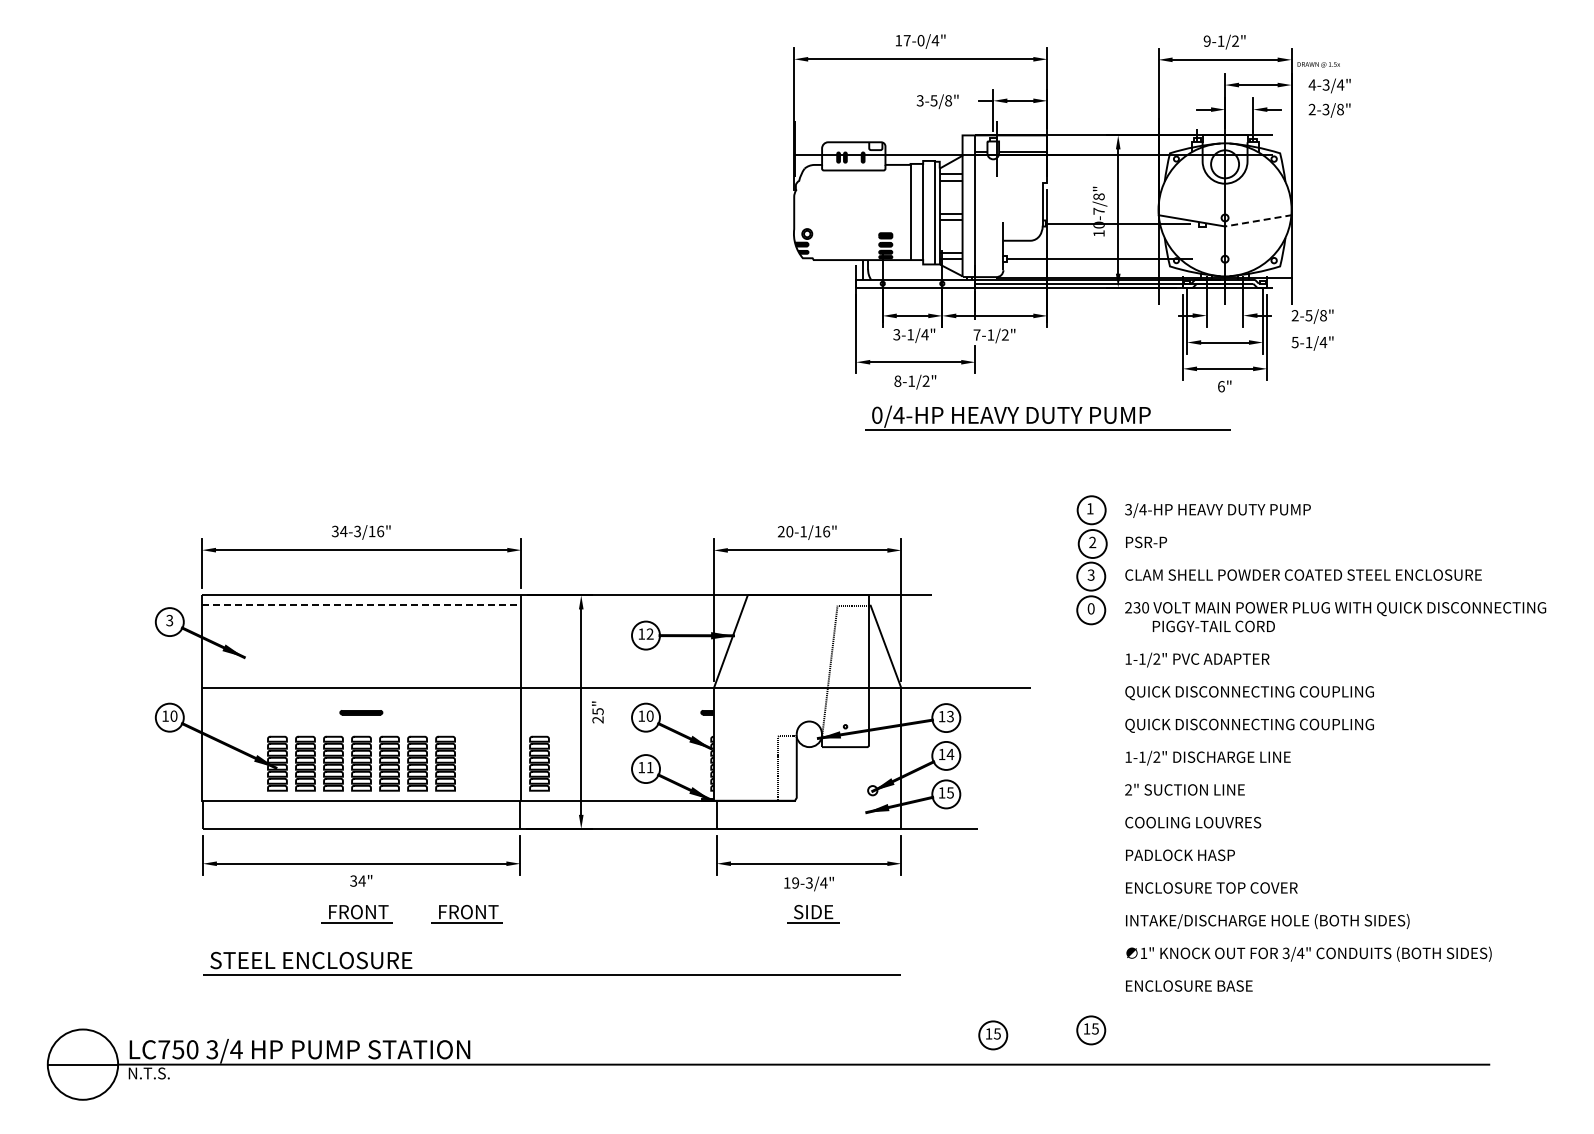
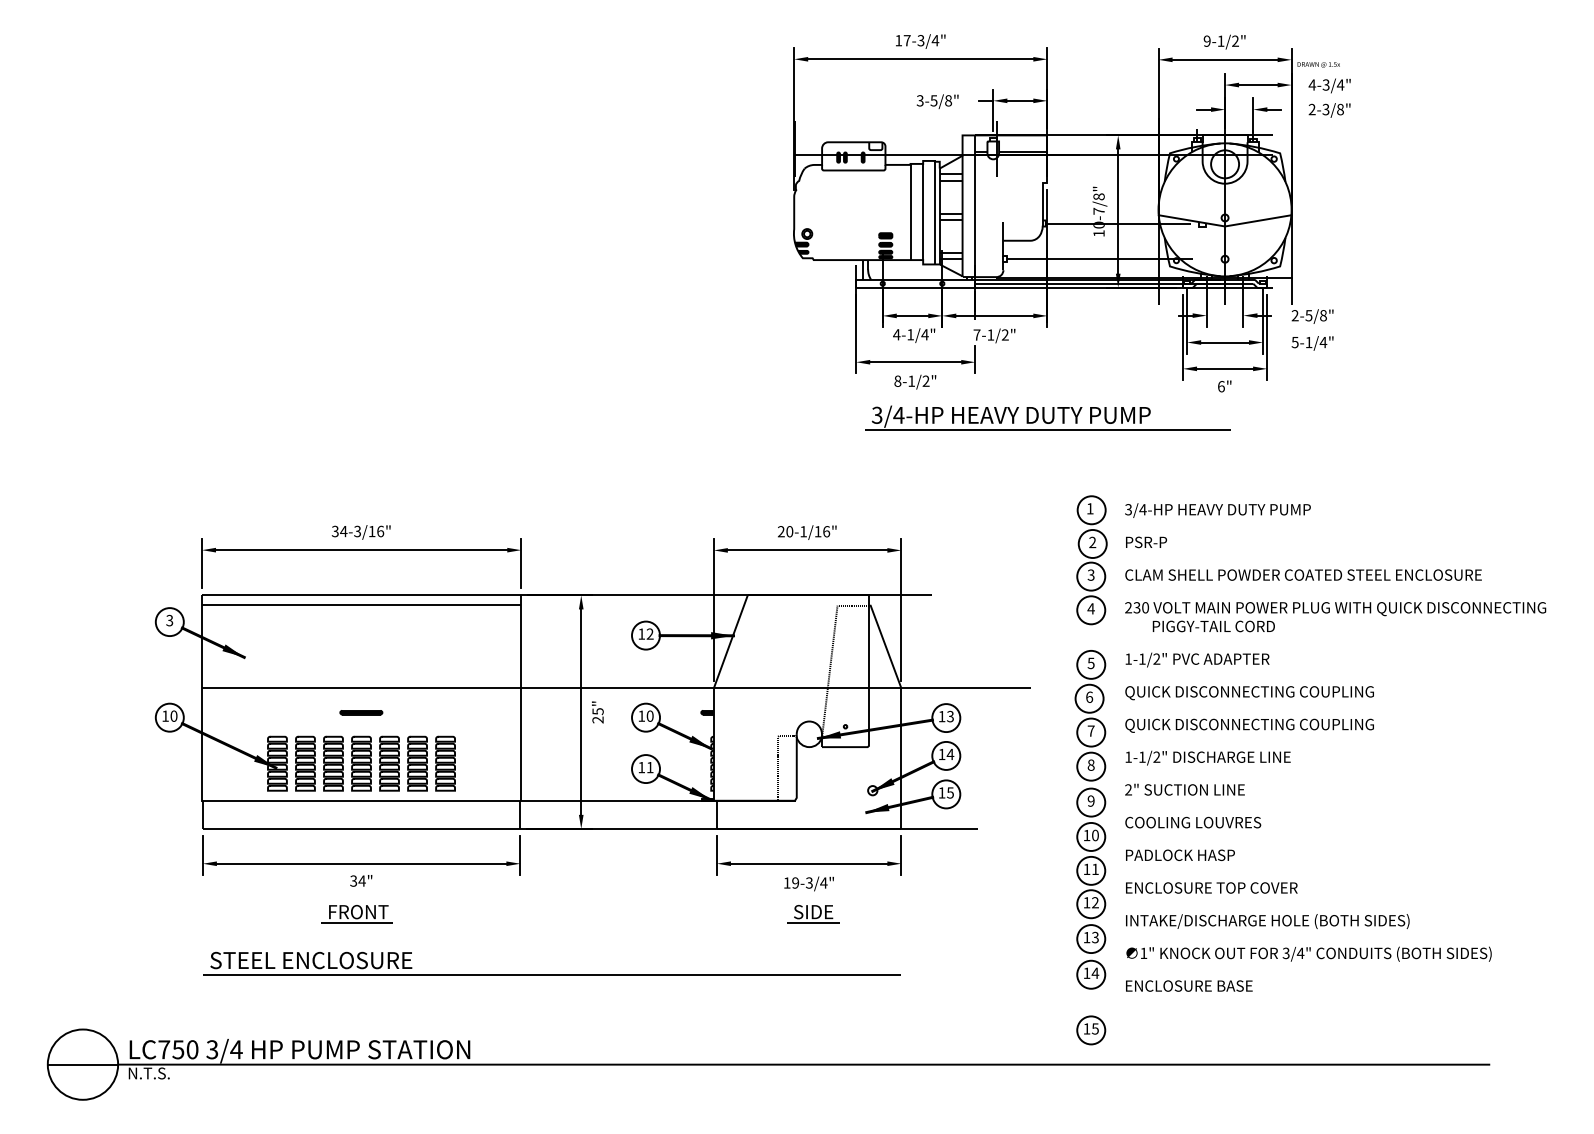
text: 17-0/4" -> 17-3/4" (920, 40)
line: dashed -> solid (1258, 220)
text: 3-1/4" -> 4-1/4" (896, 334)
text: 0/4-HP -> 3/4-HP (876, 414)
line: dashed -> solid (361, 604)
text: 0 -> 4 (1090, 608)
part: present -> none (539, 763)
part: none -> present (1090, 819)
part: present -> none (466, 914)
part: present -> none (993, 1035)
